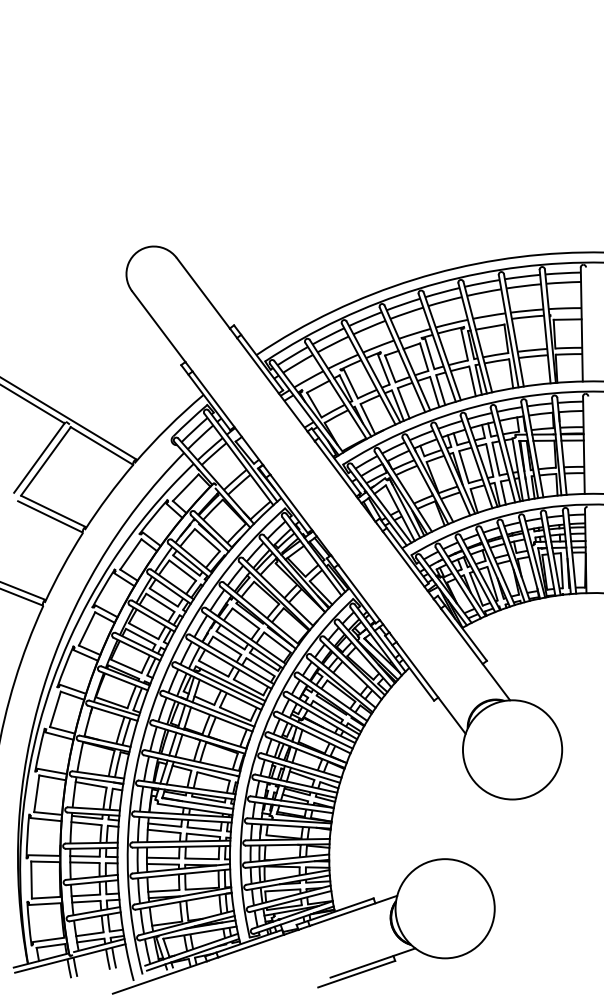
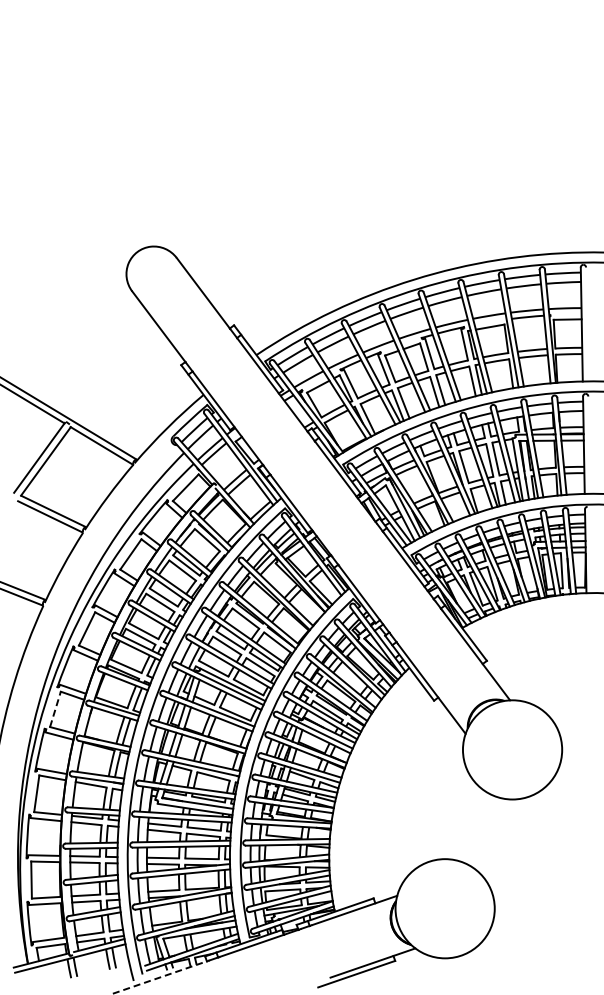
line: solid -> dashed (55, 708)
line: solid -> dashed (159, 977)
